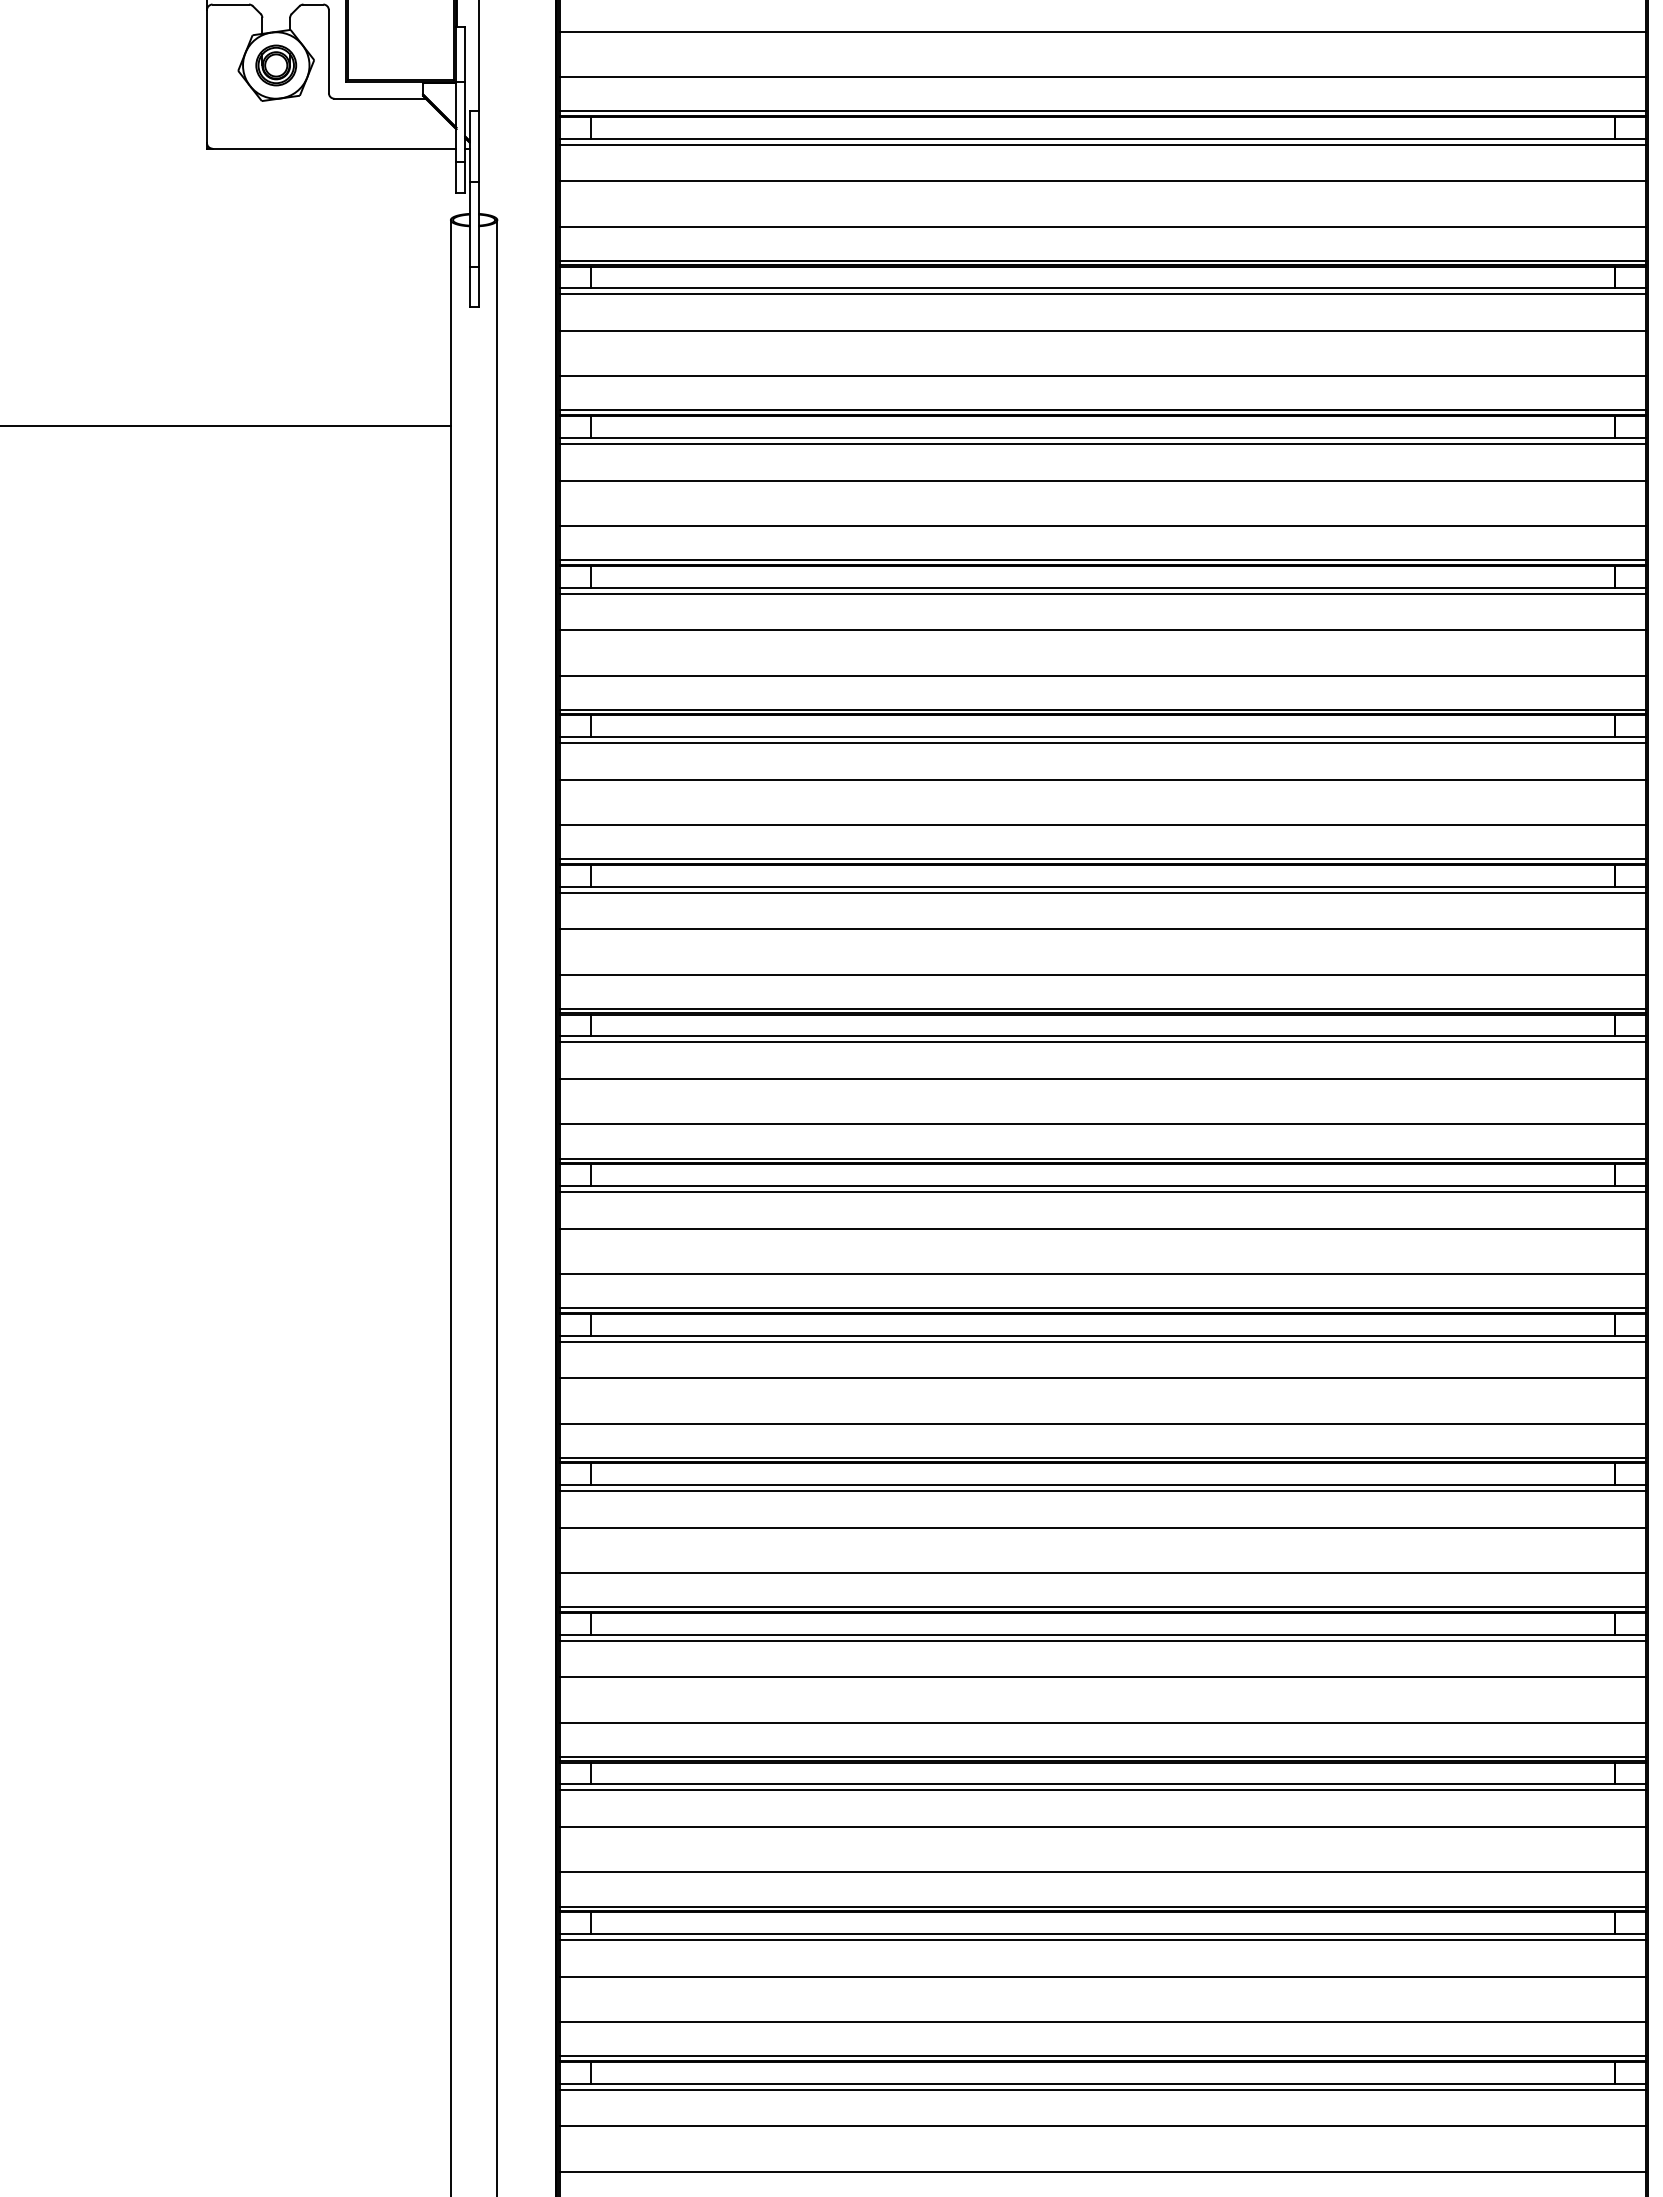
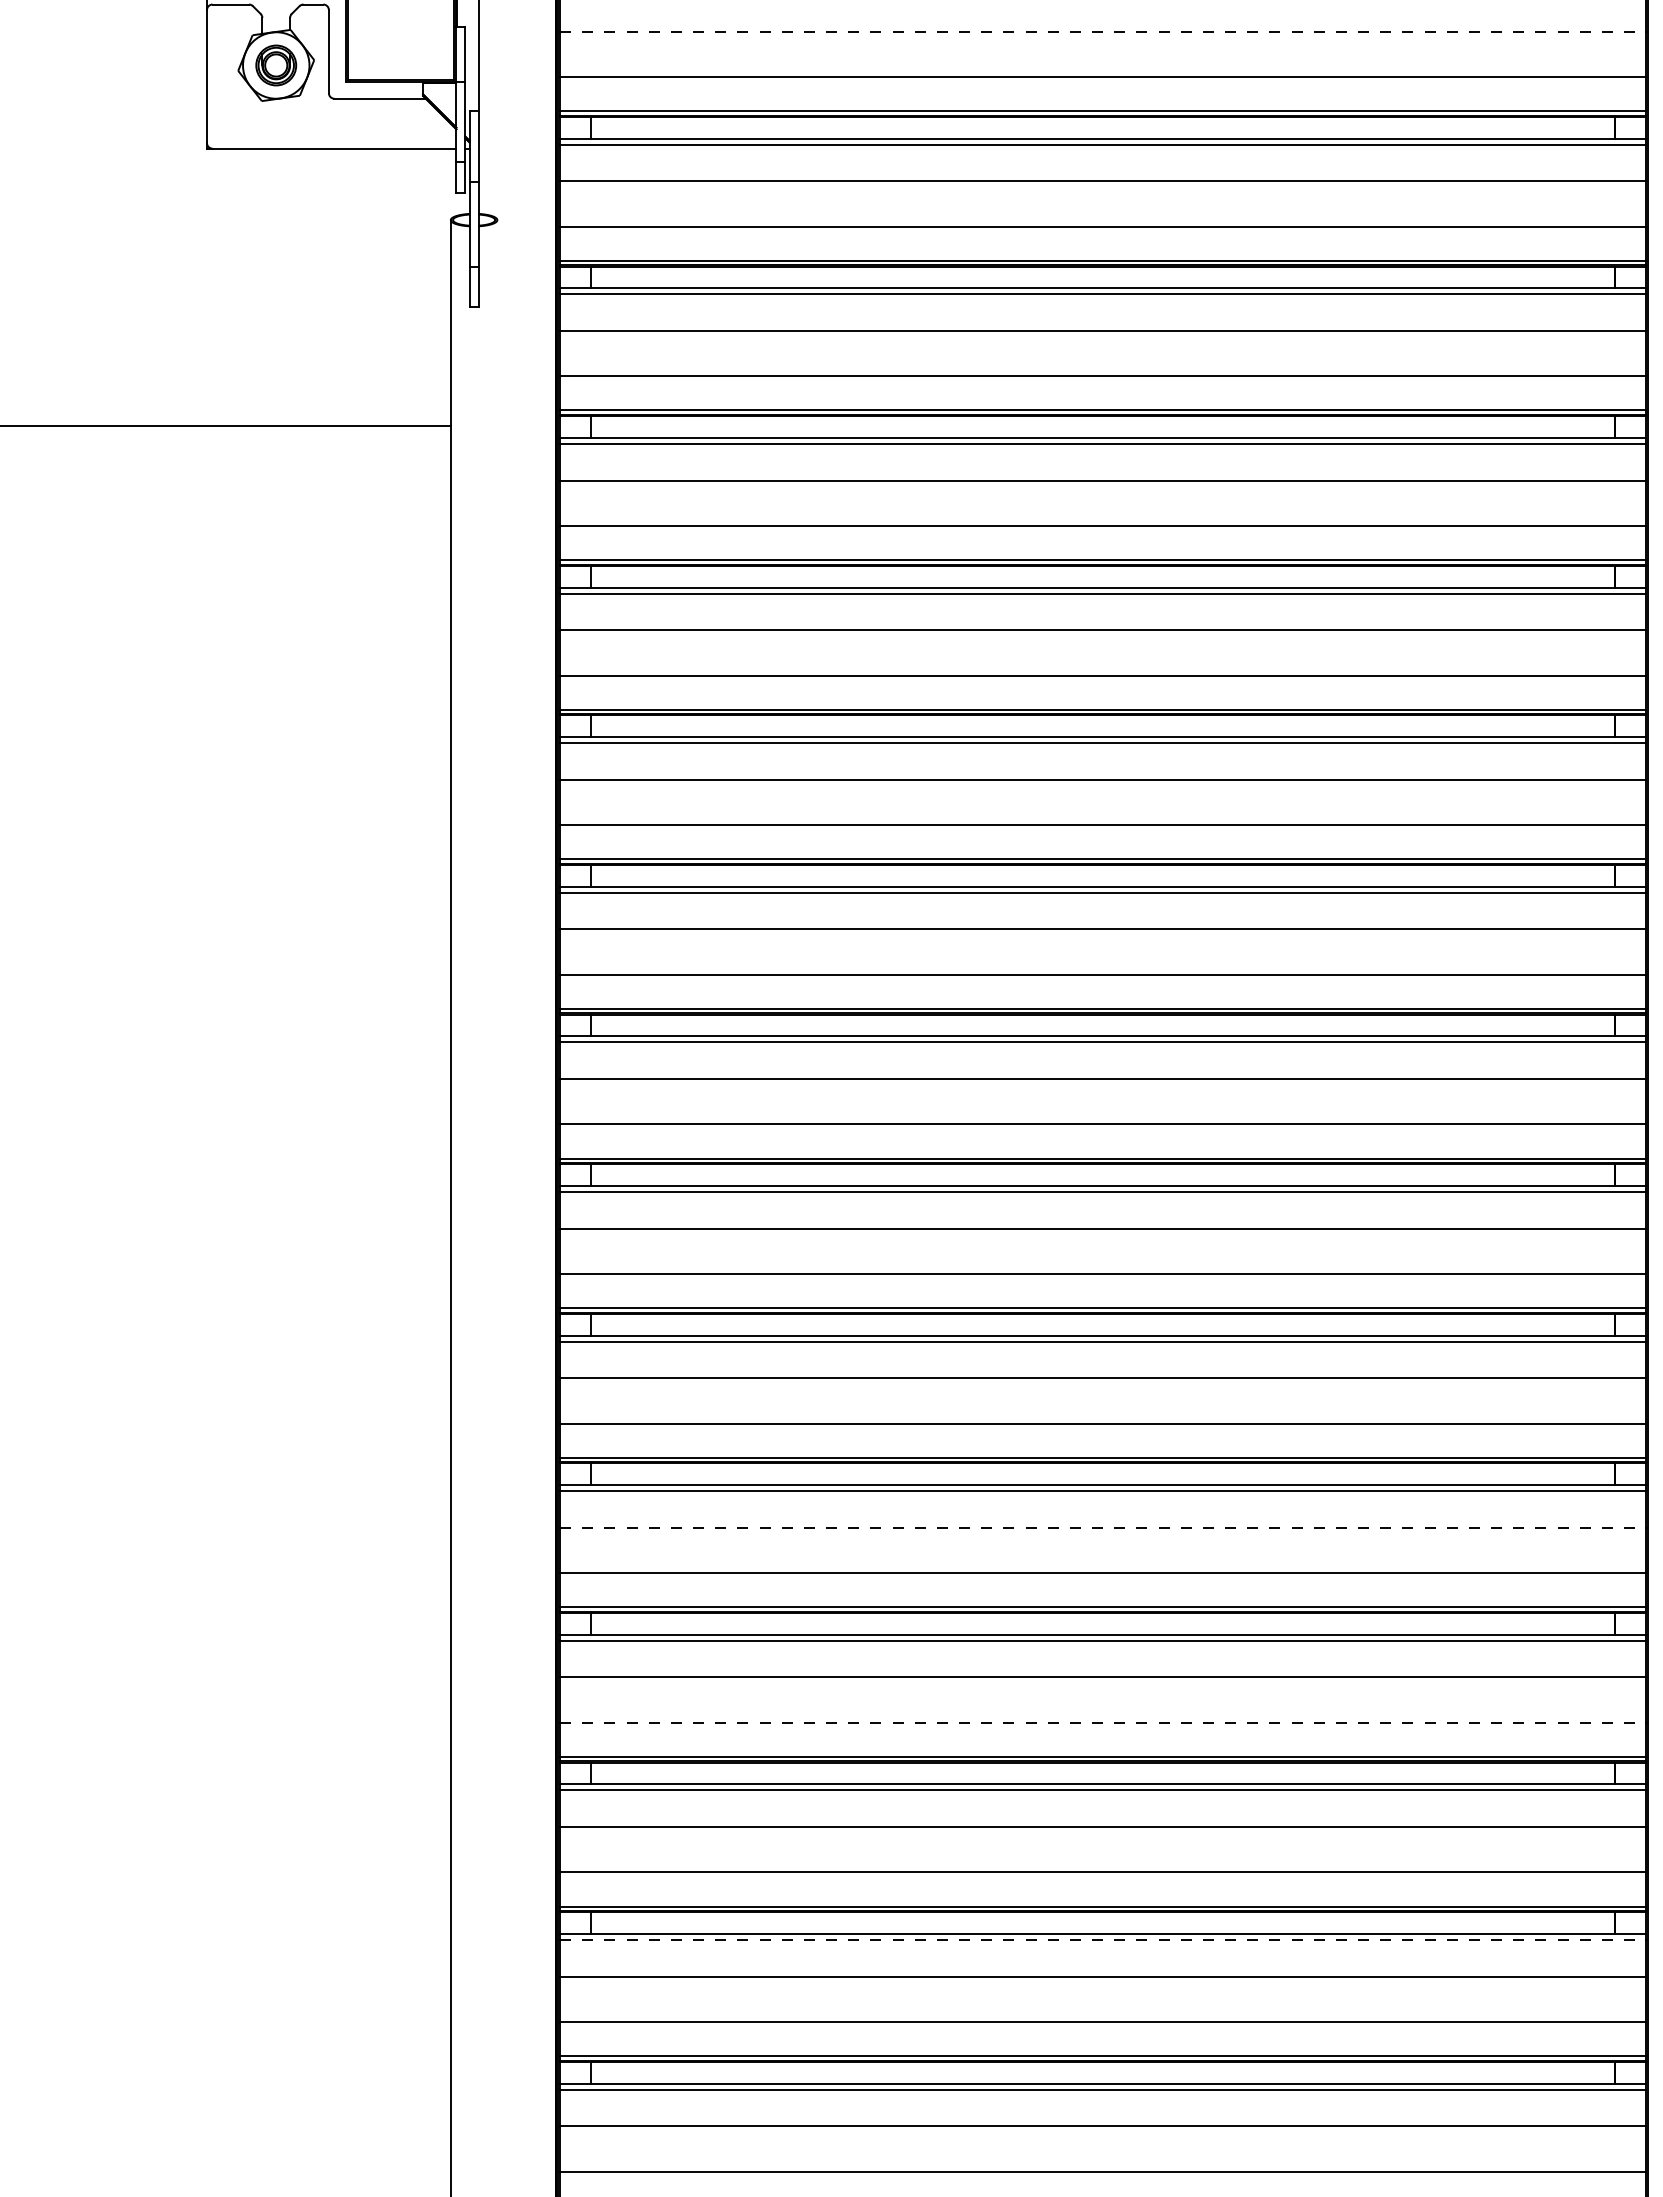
line: solid -> dashed (1103, 31)
line: present -> none (497, 1206)
line: solid -> dashed (1103, 1527)
line: solid -> dashed (1103, 1722)
line: solid -> dashed (1103, 1940)
